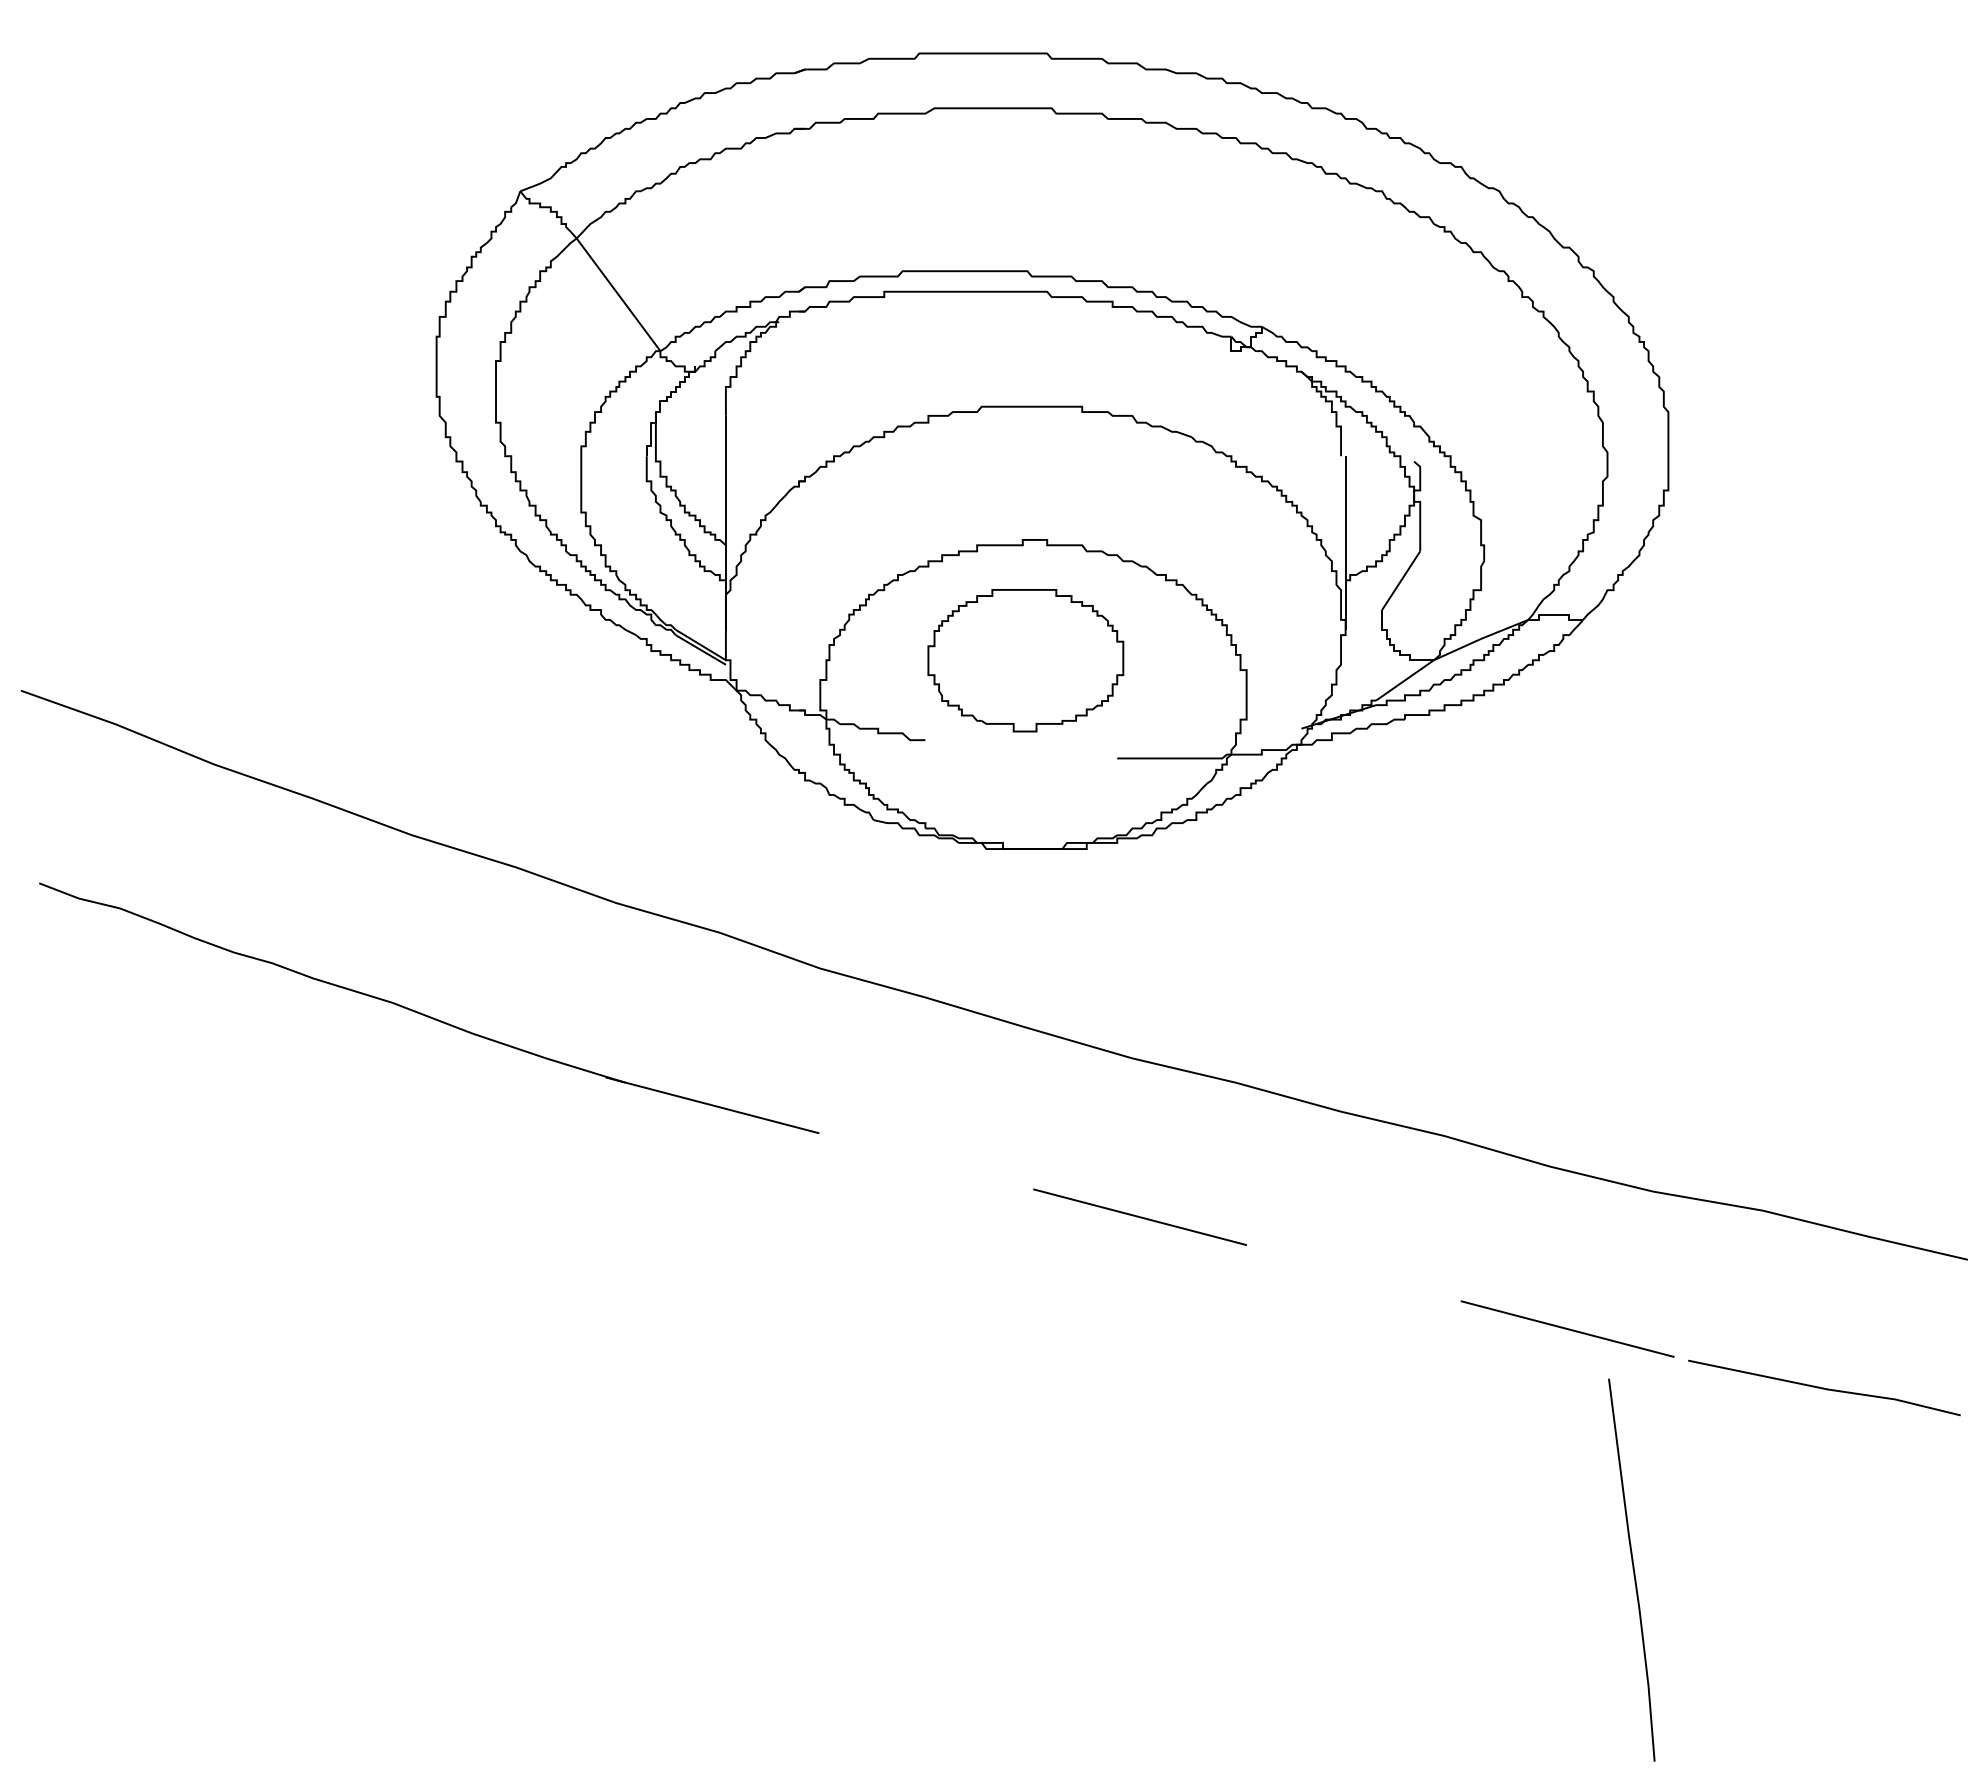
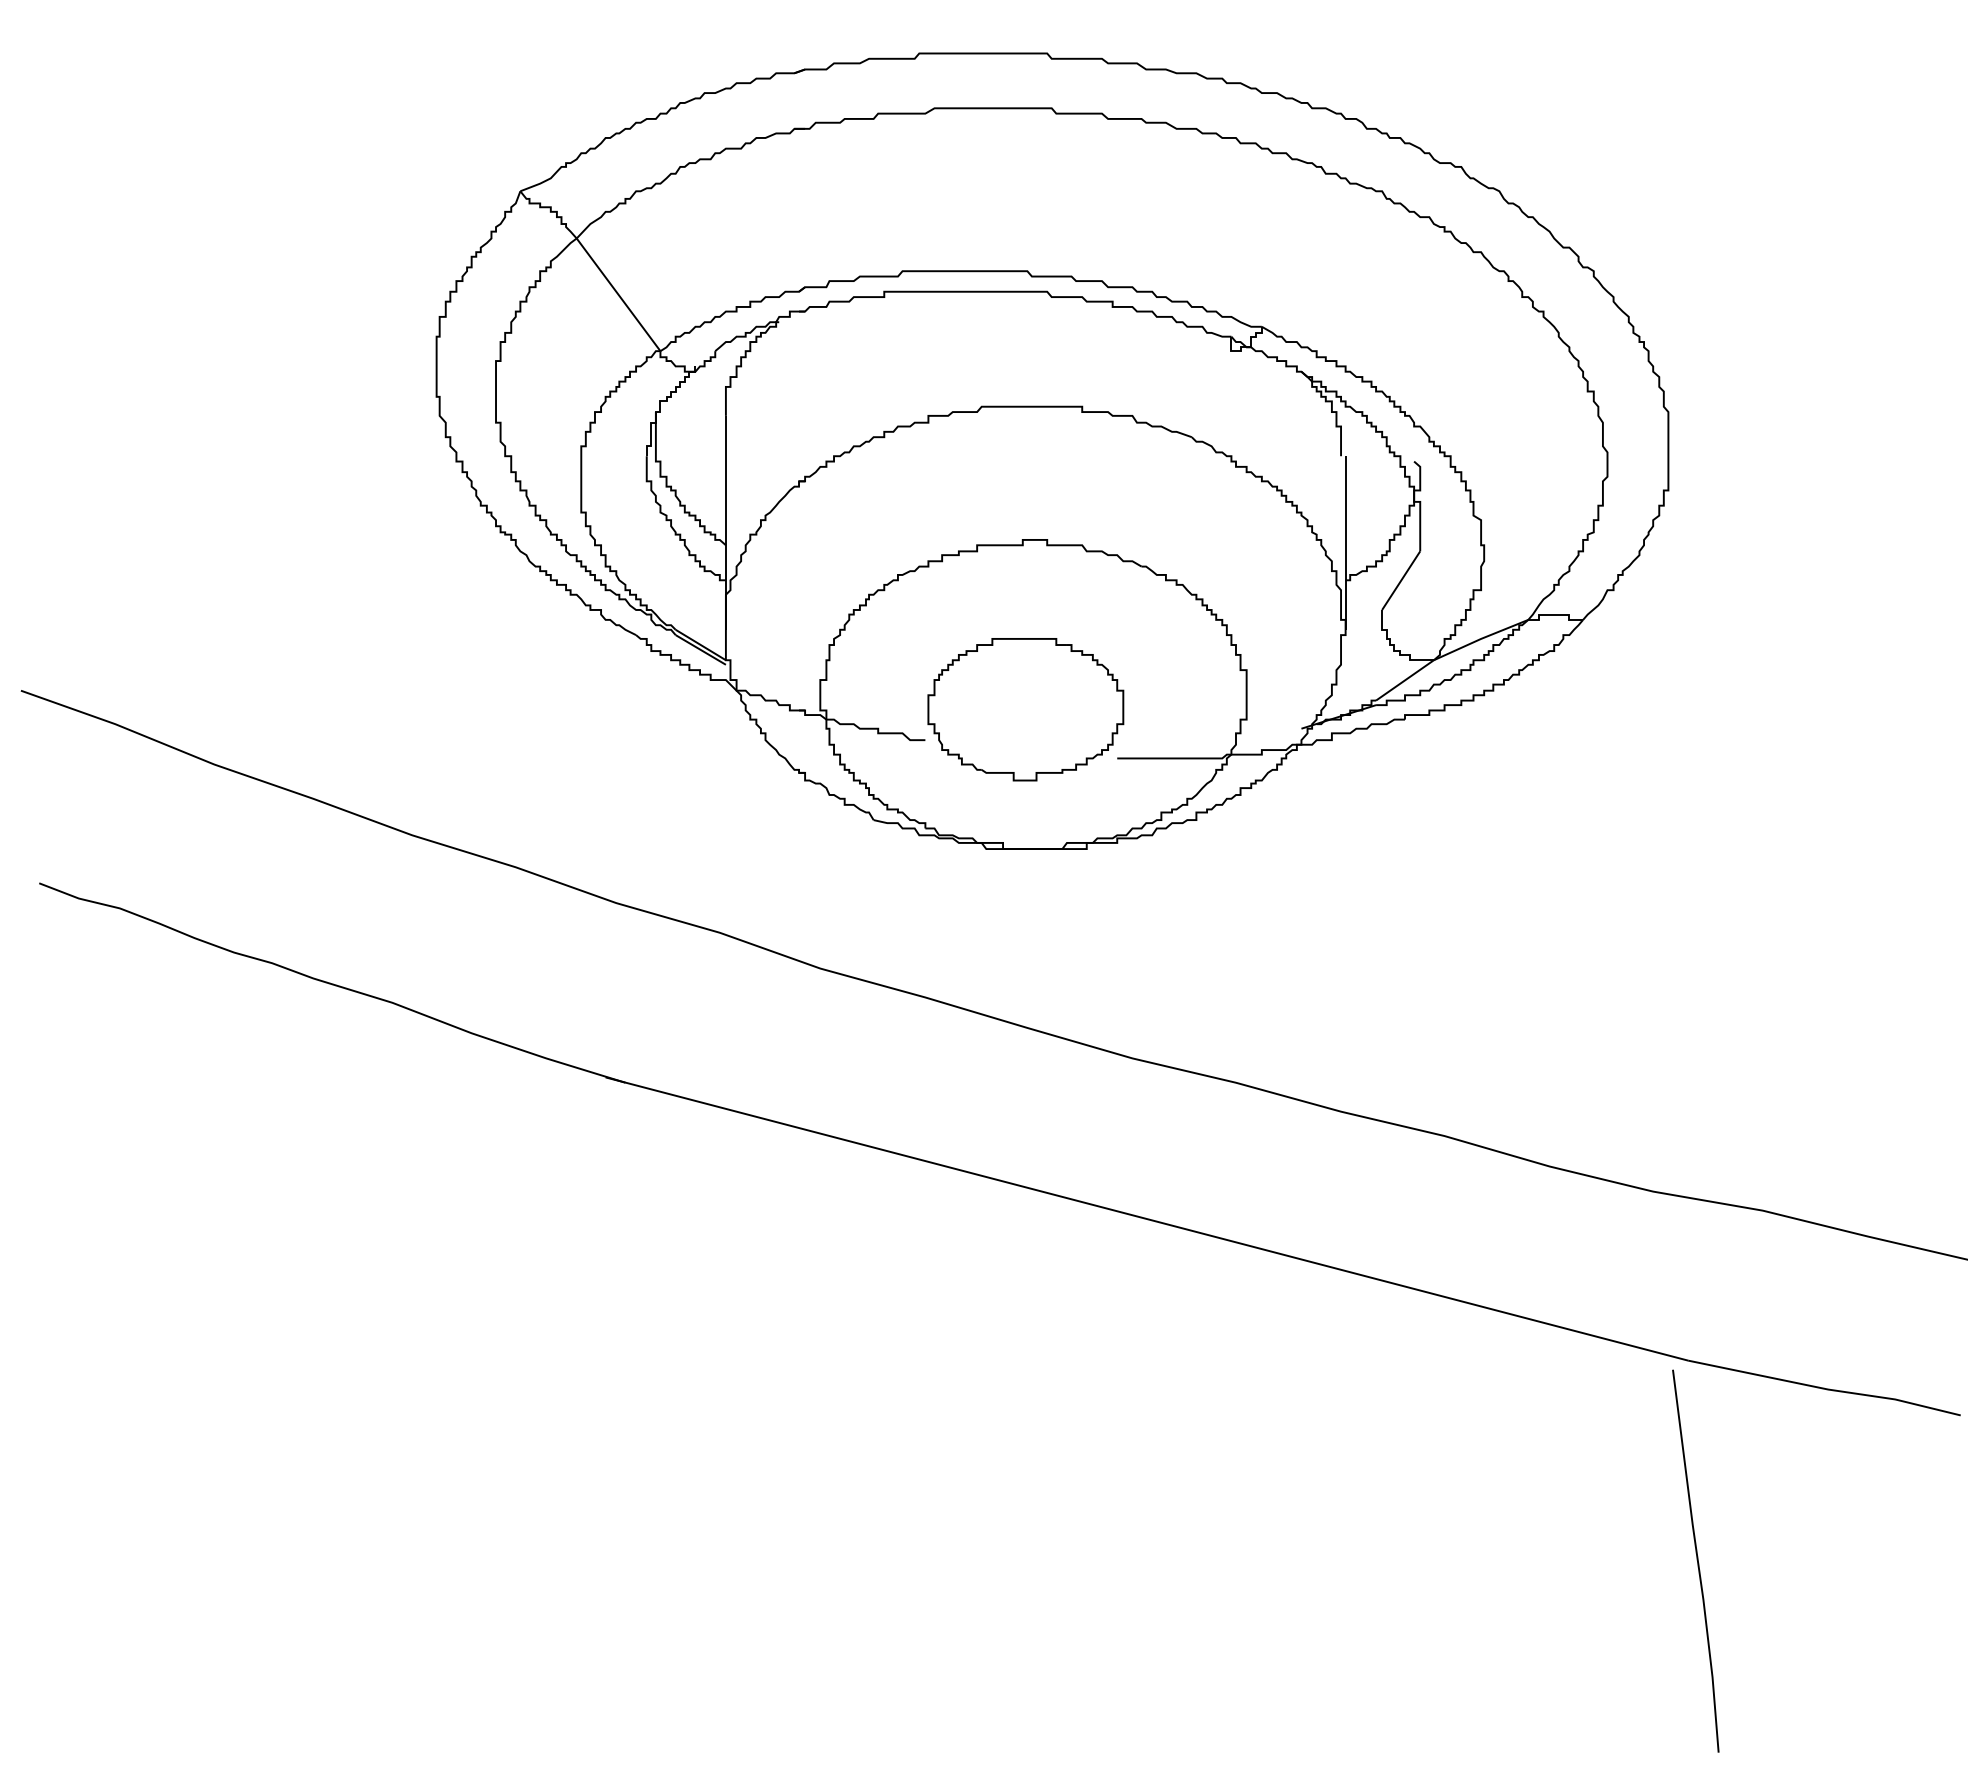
part position: (1025, 660) -> (1025, 709) (1025, 709)
line: dashed -> solid (1147, 1219)
line position: (1632, 1569) -> (1696, 1560) (1696, 1560)
